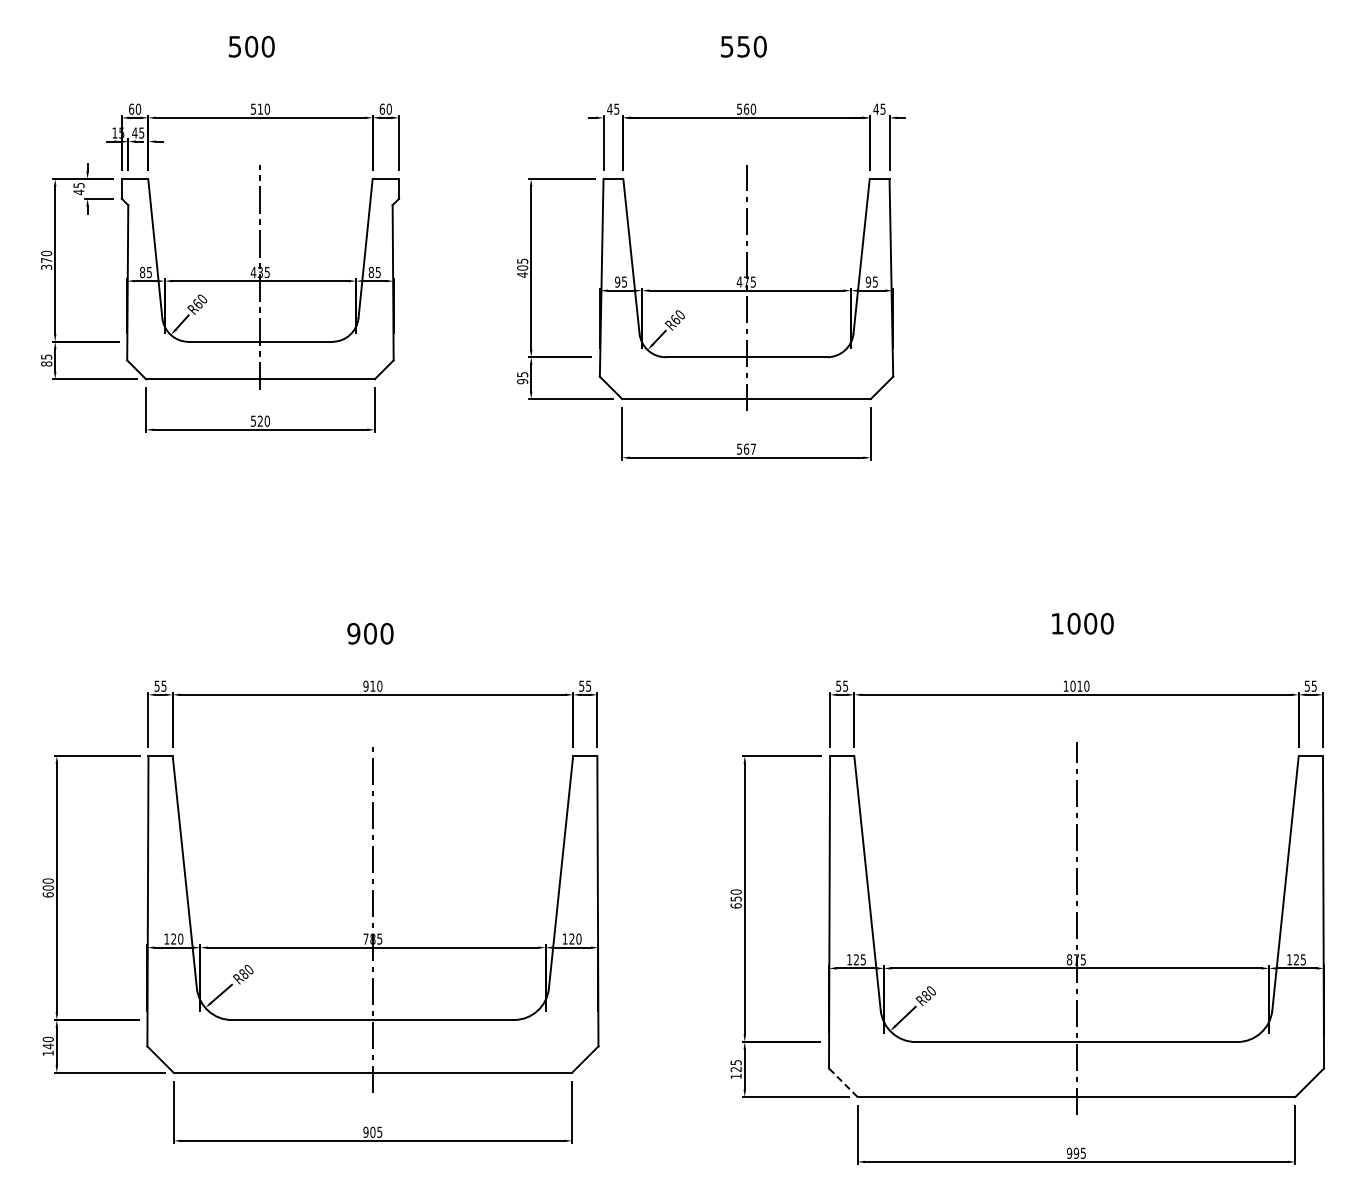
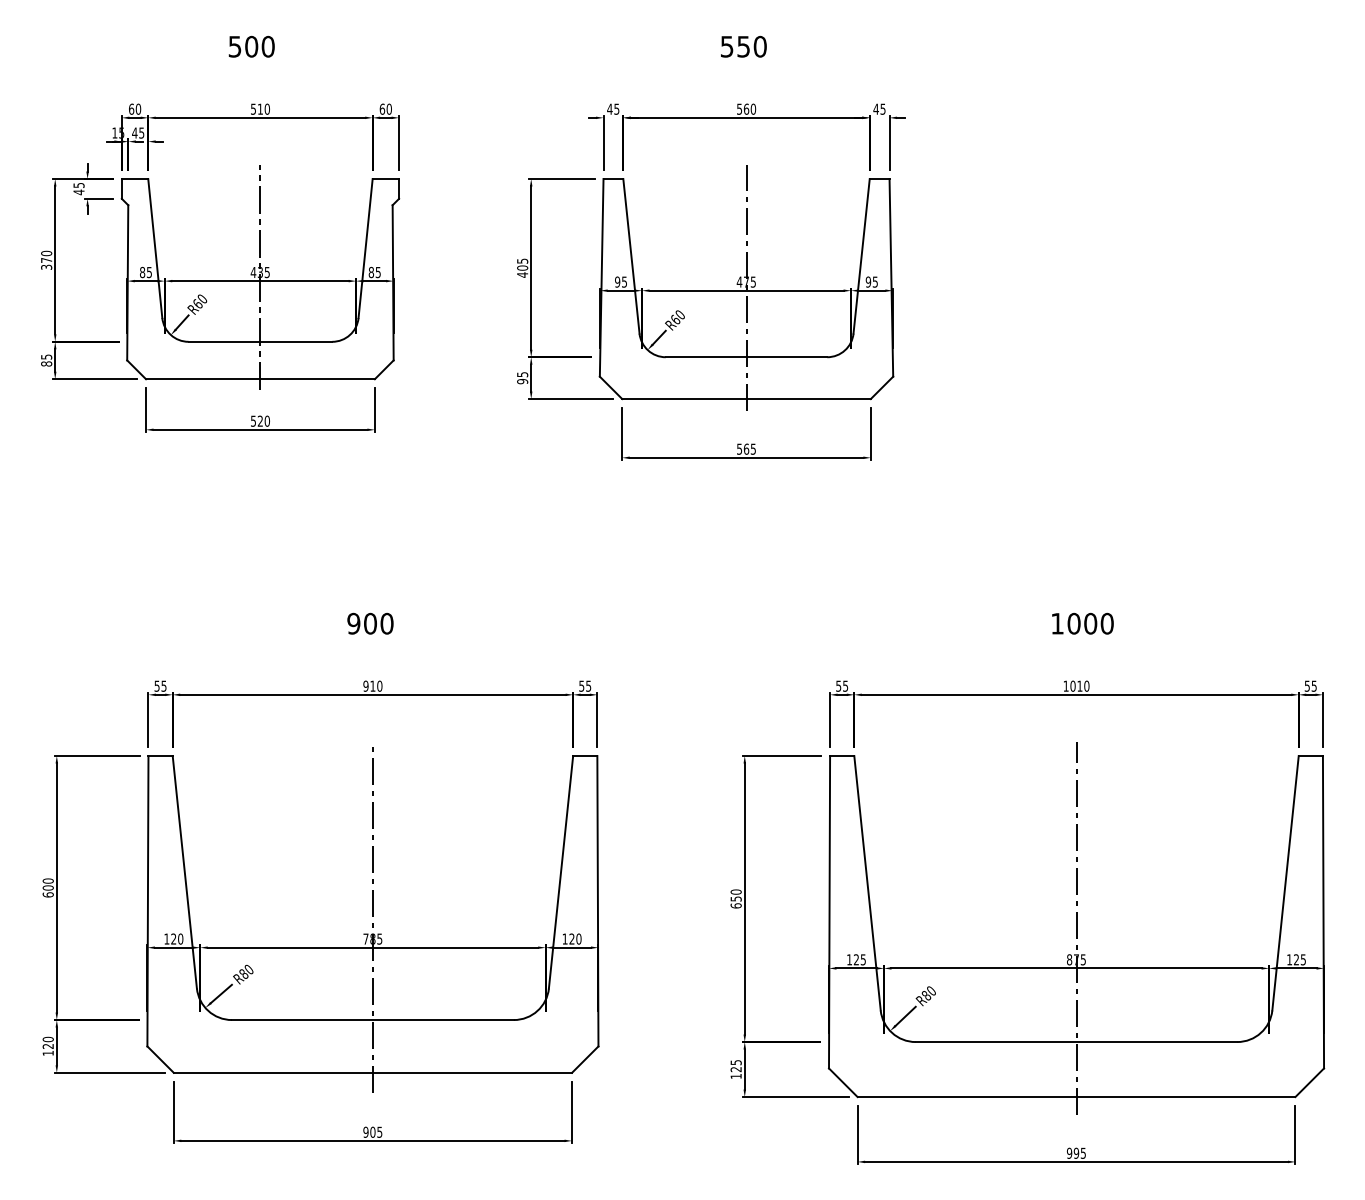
text: 567 -> 565 (752, 448)
text position: (370, 633) -> (370, 623) (370, 623)
text: 140 -> 120 (47, 1046)
line: dashed -> solid (842, 1082)
